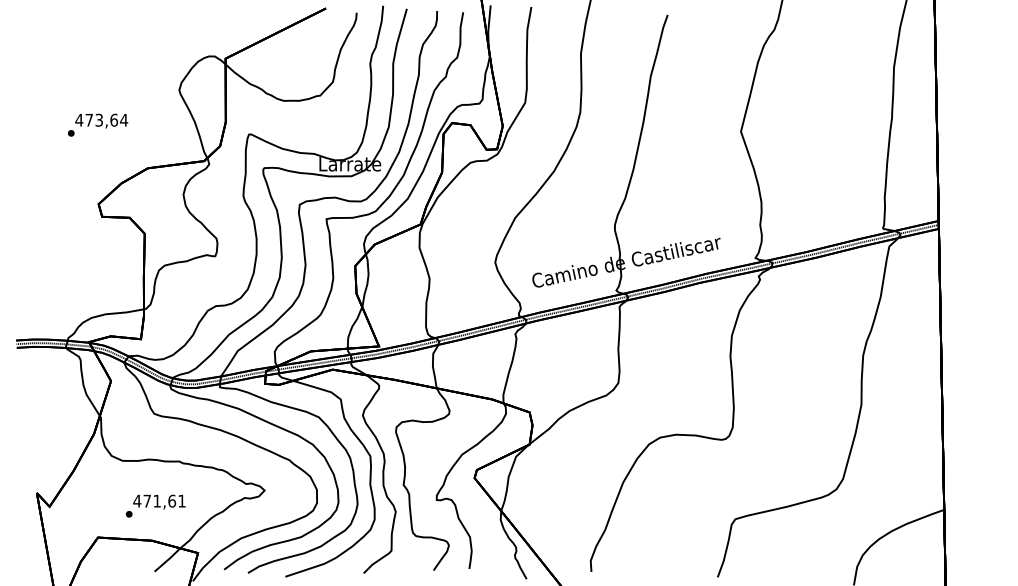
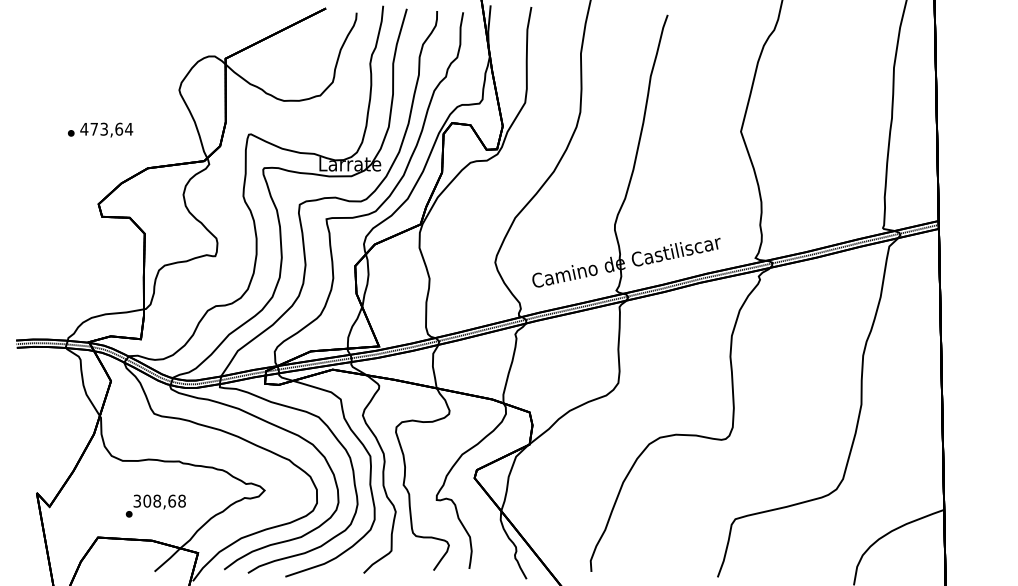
text position: (101, 120) -> (106, 129) (106, 129)
text: 471,61 -> 308,68 (159, 500)
